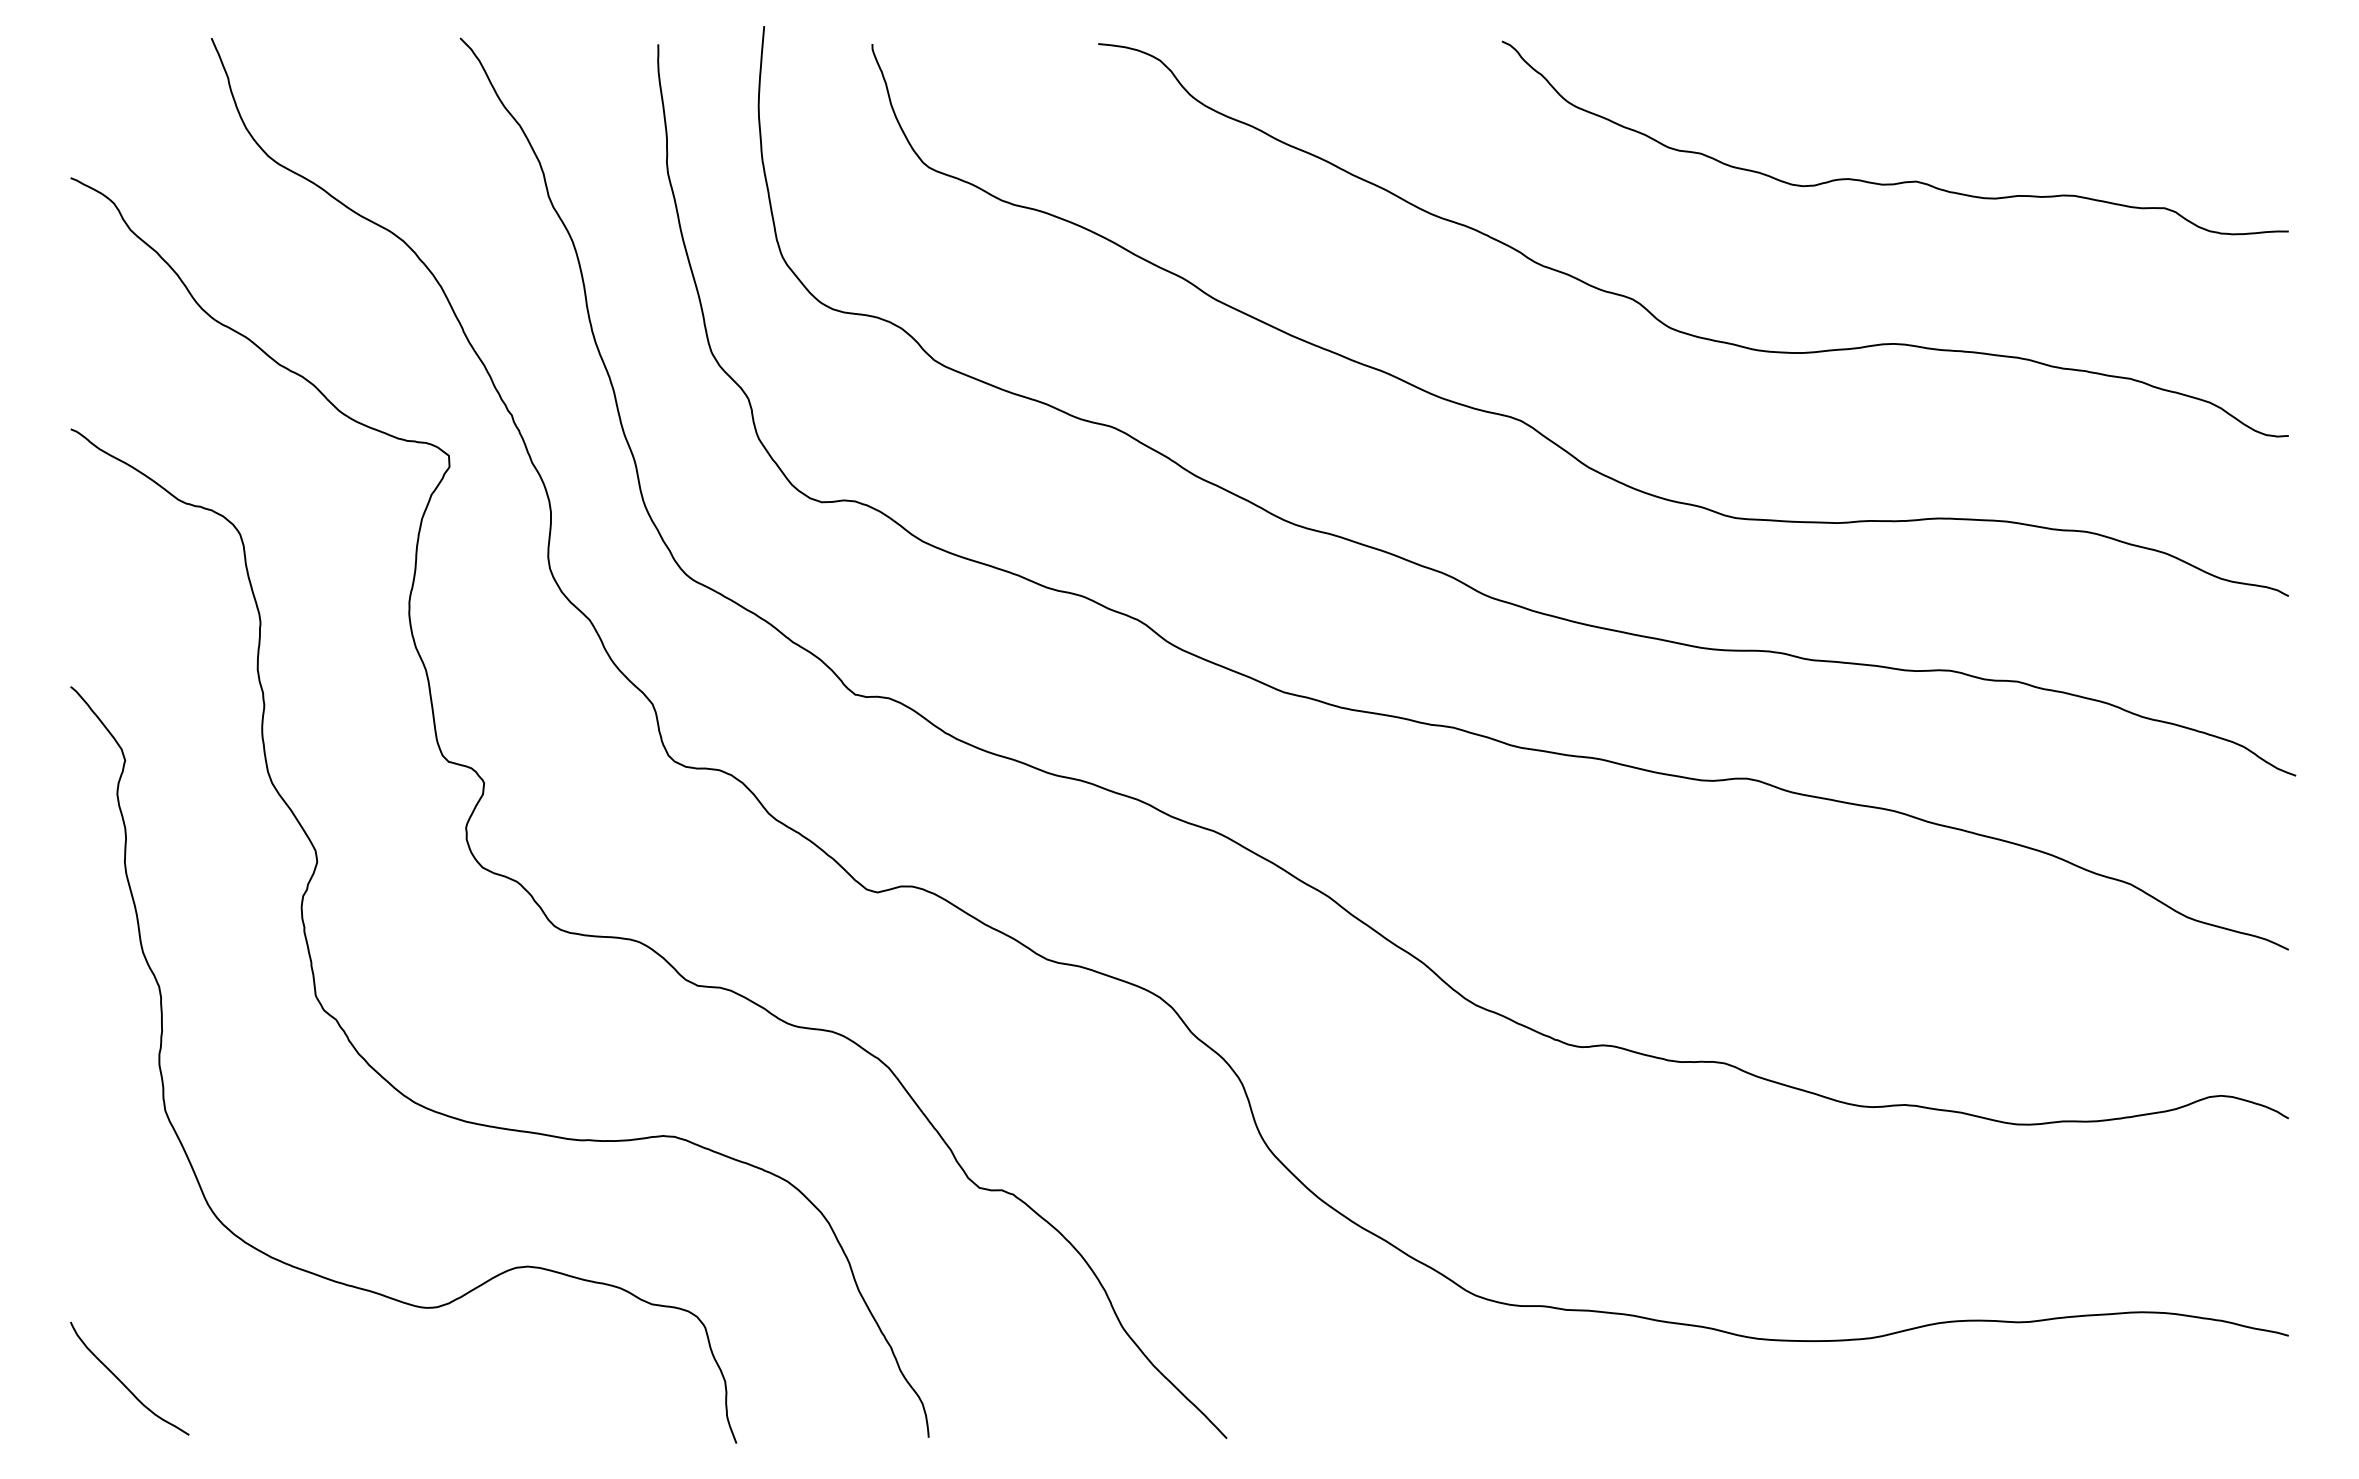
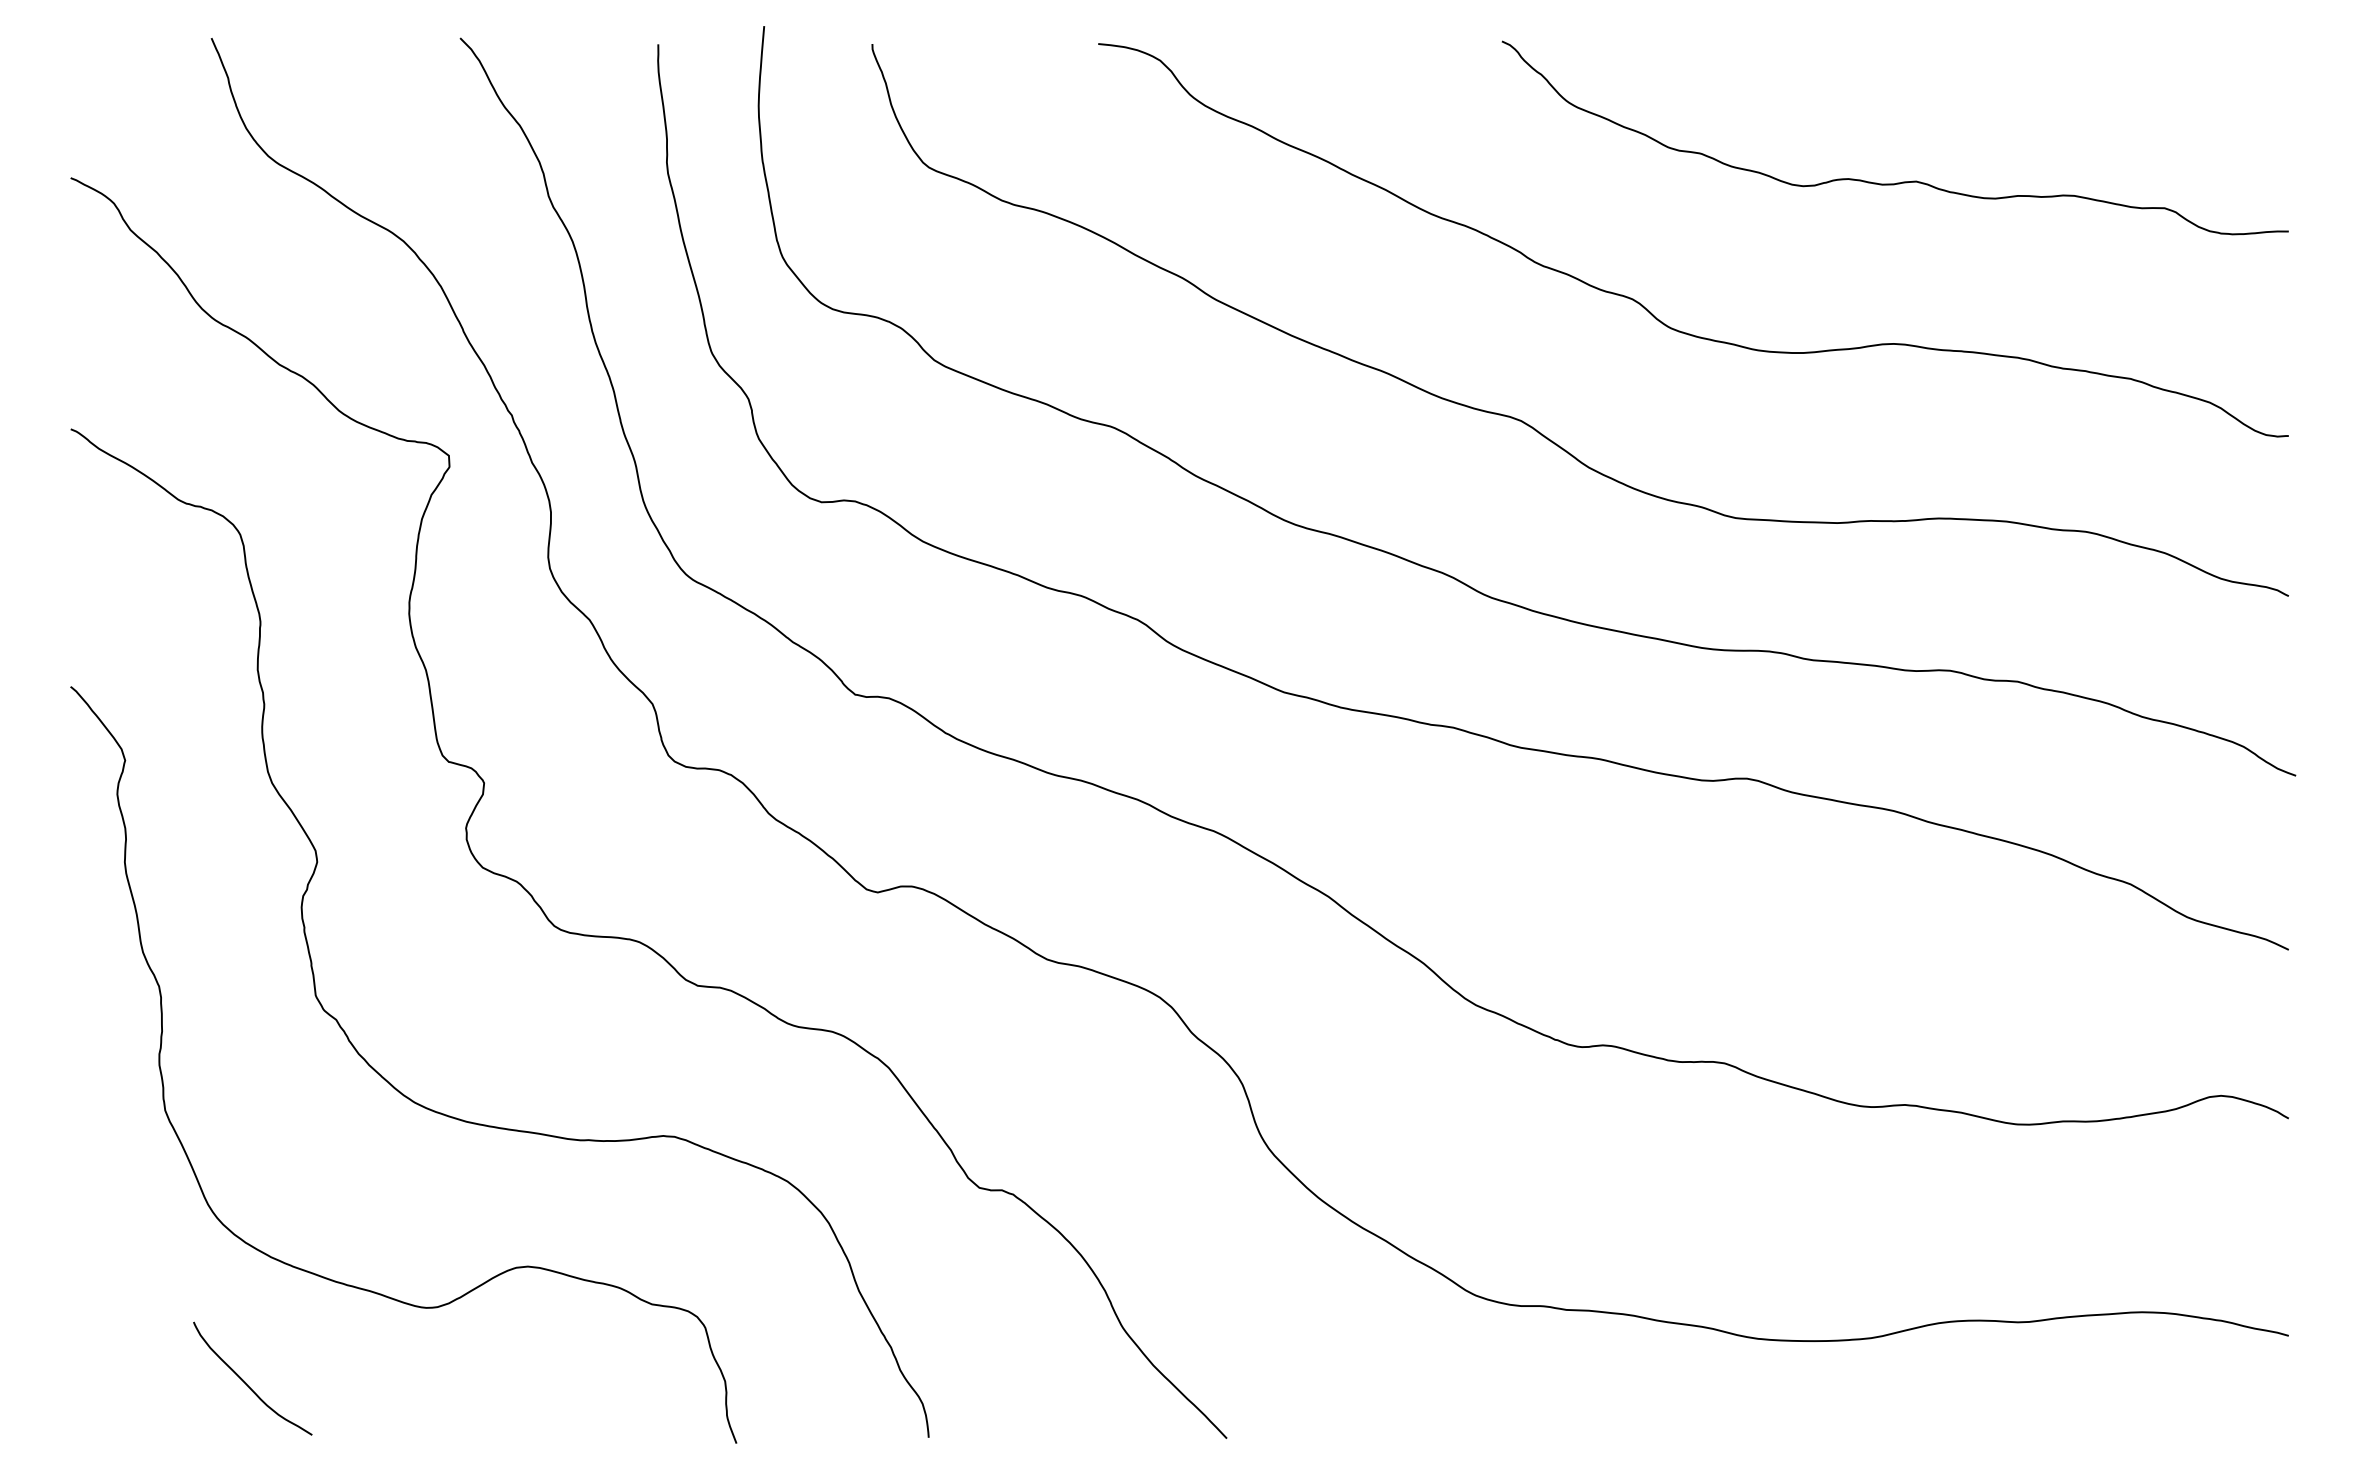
curve position: (122, 1381) -> (245, 1381) (245, 1381)
